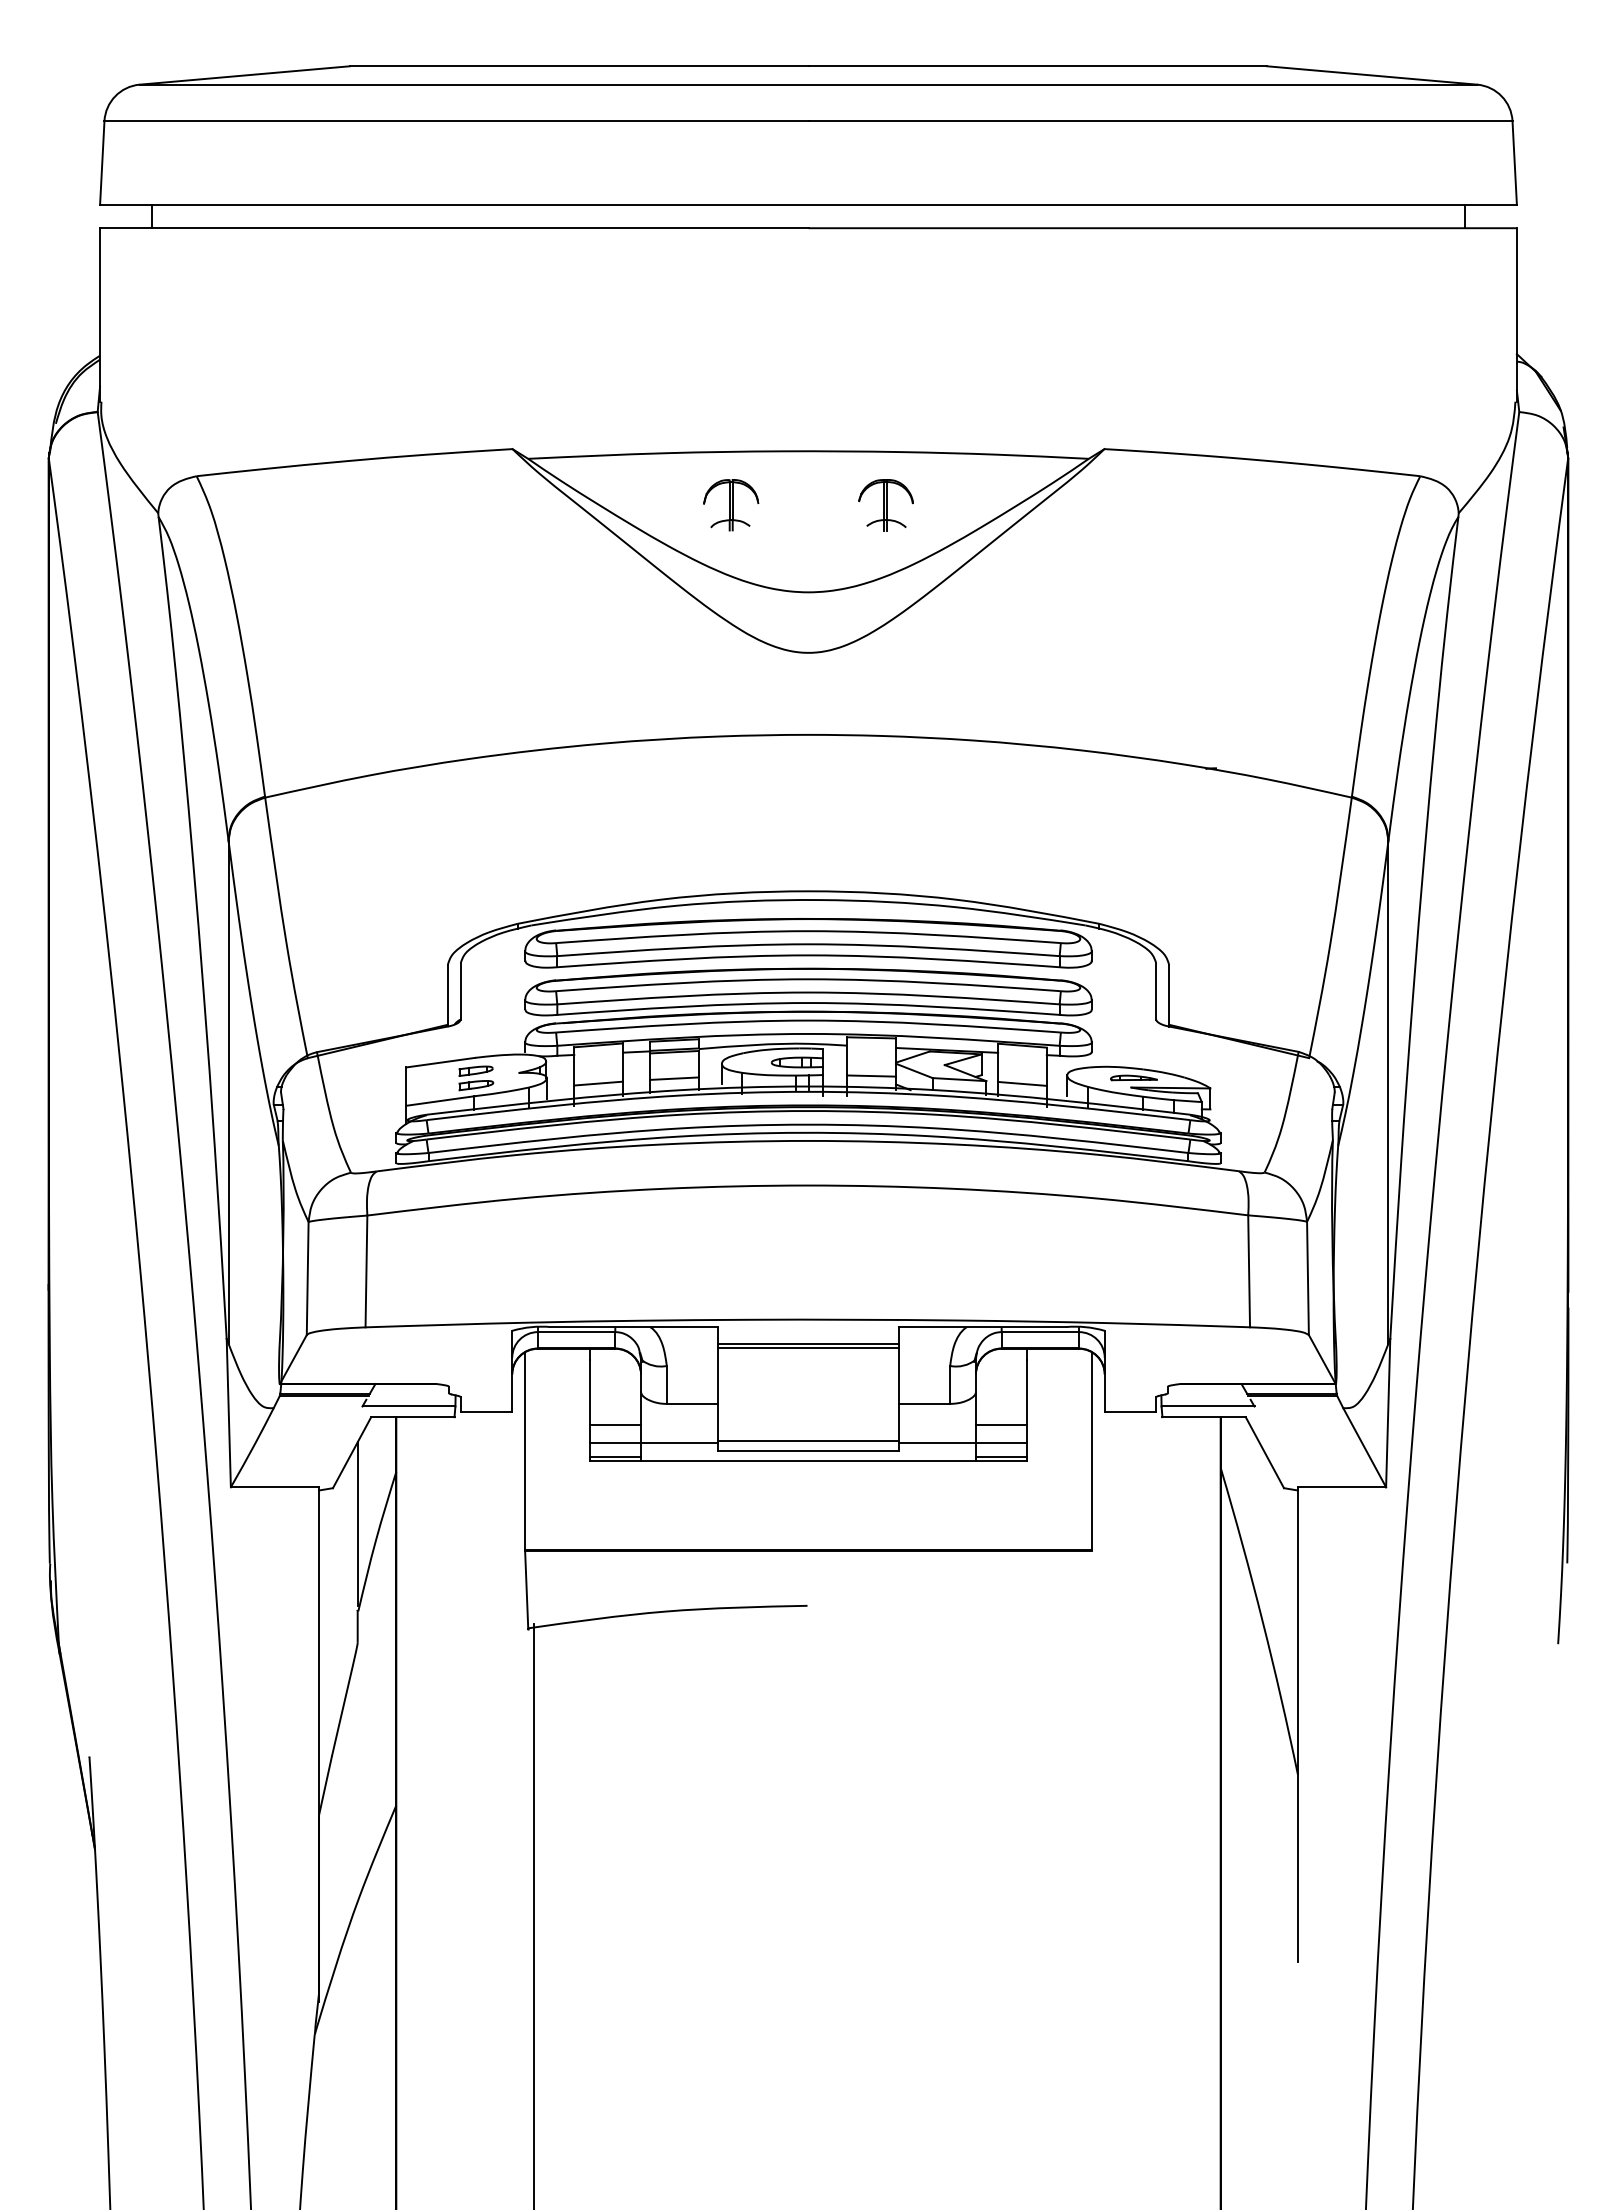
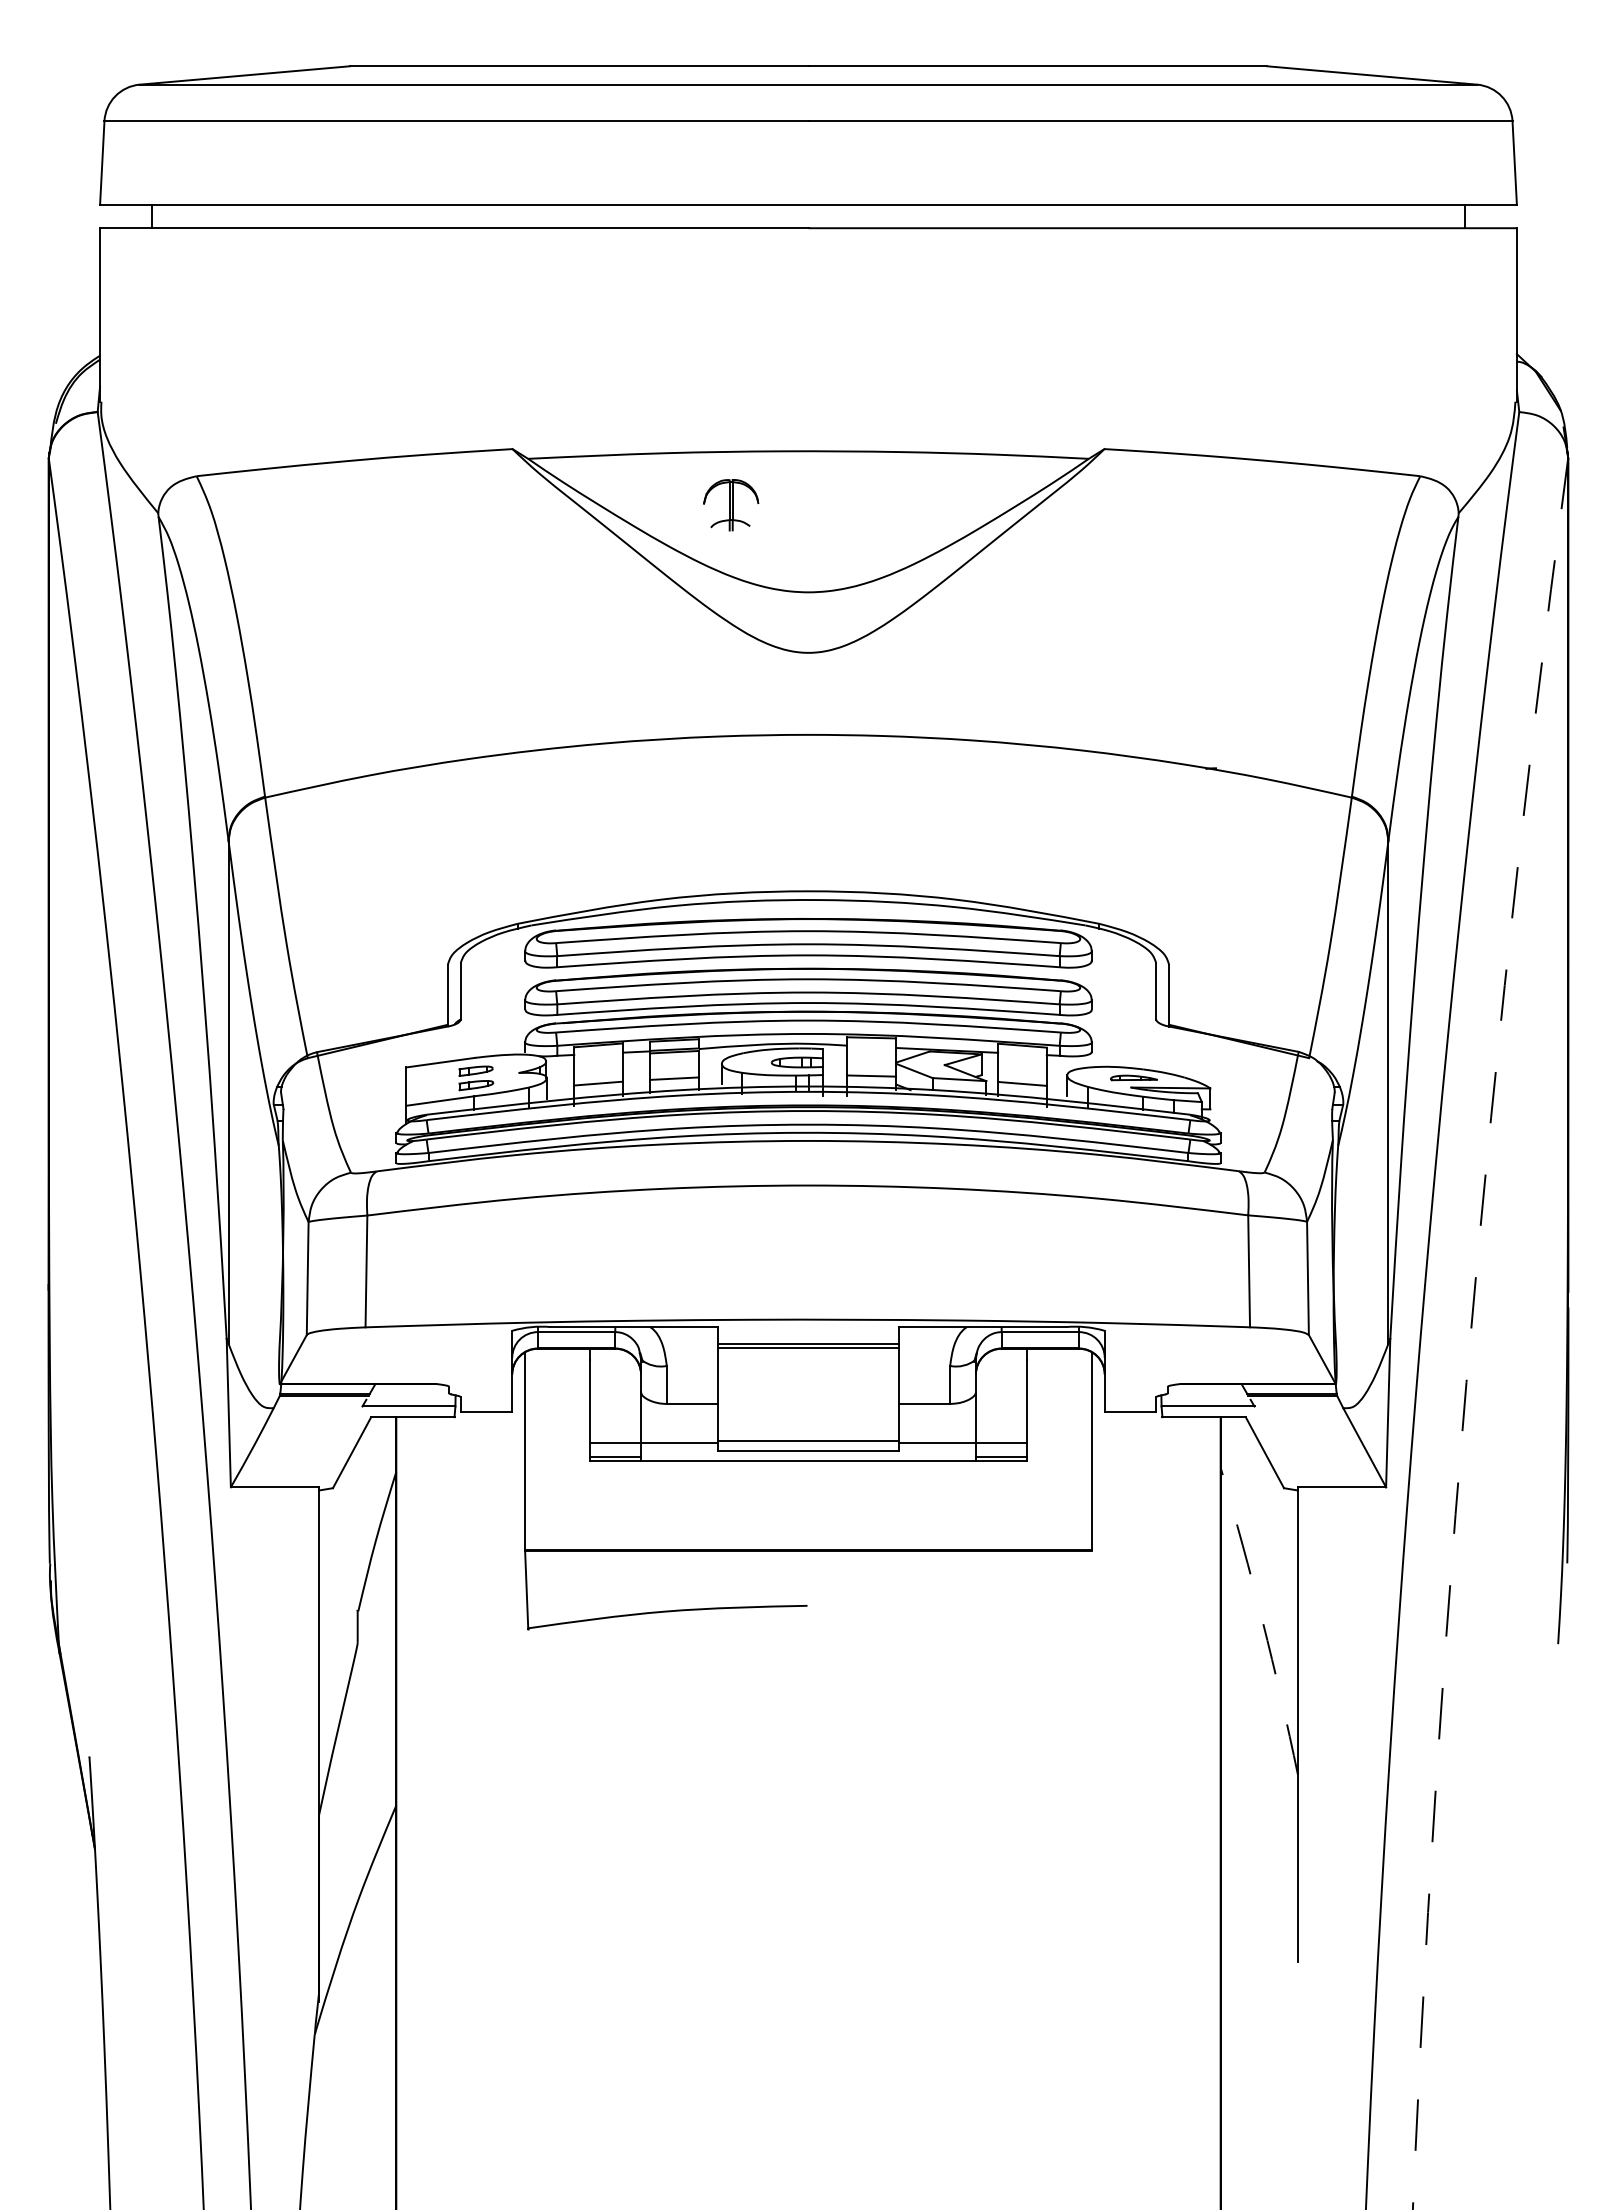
part: present -> none (885, 505)
arc: solid -> dashed (1470, 1332)
line: present -> none (615, 1425)
line: present -> none (1001, 1425)
line: present -> none (357, 1523)
arc: solid -> dashed (1262, 1621)
line: present -> none (533, 1915)
